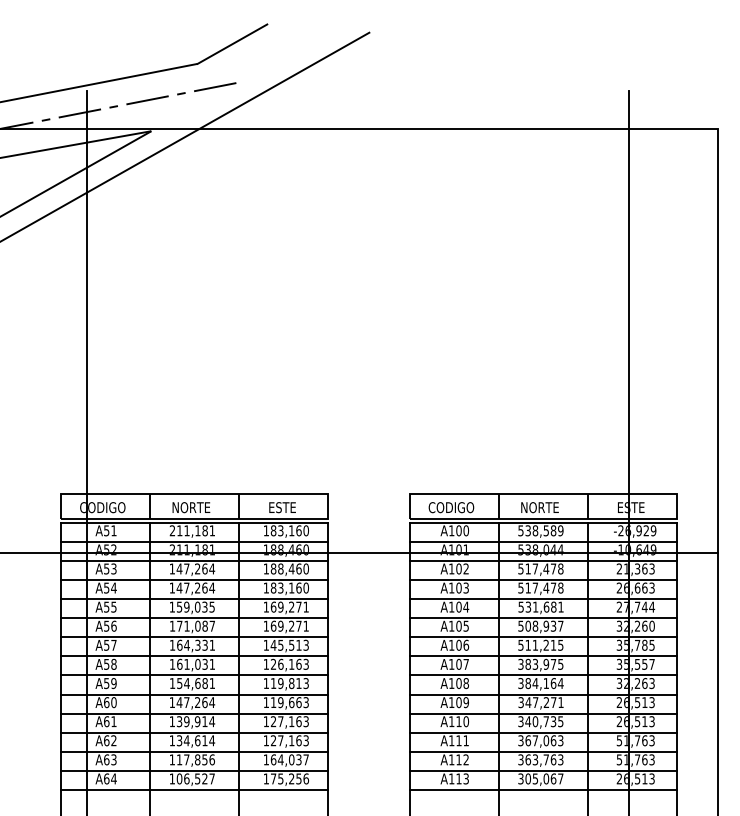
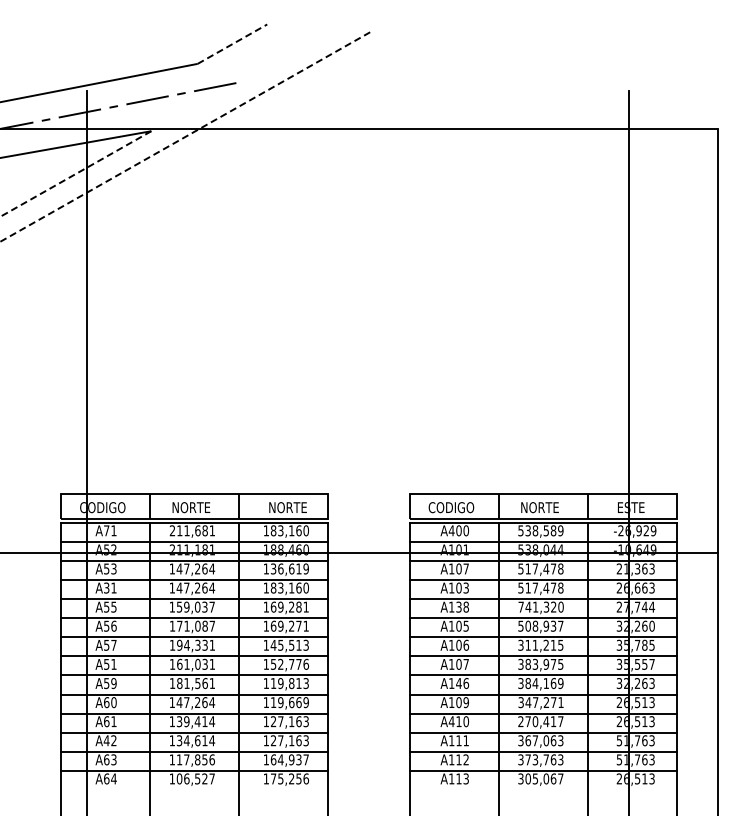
line: solid -> dashed (232, 44)
line: solid -> dashed (184, 137)
line: solid -> dashed (75, 174)
text: ESTE -> NORTE (288, 507)
text: A51 -> A71 (106, 530)
text: 211,181 -> 211,681 (197, 530)
text: A100 -> A400 (451, 530)
text: 188,460 -> 136,619 (289, 568)
text: A102 -> A107 (465, 568)
text: A54 -> A31 (110, 587)
text: 159,035 -> 159,037 (211, 606)
text: 169,271 -> 169,281 (298, 606)
text: A104 -> A138 (462, 606)
text: 531,681 -> 741,320 (540, 606)
text: 164,331 -> 194,331 (179, 644)
text: 511,215 -> 311,215 (520, 644)
text: A58 -> A51 (113, 663)
text: 126,163 -> 152,776 (290, 663)
text: 154,681 -> 181,561 (192, 683)
text: A108 -> A146 (462, 683)
text: 384,164 -> 384,169 (560, 683)
text: 119,663 -> 119,669 (305, 702)
text: 139,914 -> 139,414 (197, 721)
text: A110 -> A410 (451, 721)
text: 340,735 -> 270,417 (540, 721)
text: A62 -> A42 (106, 740)
text: 164,037 -> 164,937 (291, 759)
text: 363,763 -> 373,763 (528, 759)
line: present -> none (194, 790)
line: present -> none (542, 790)
